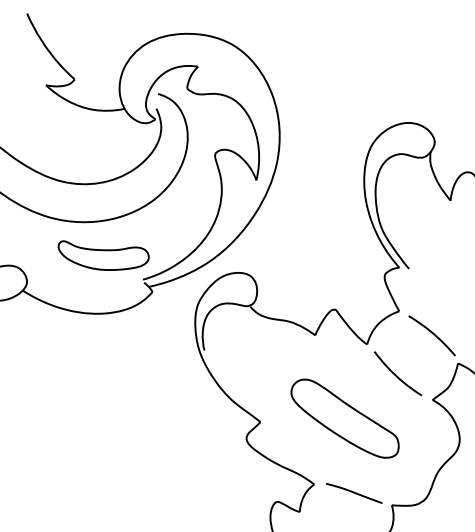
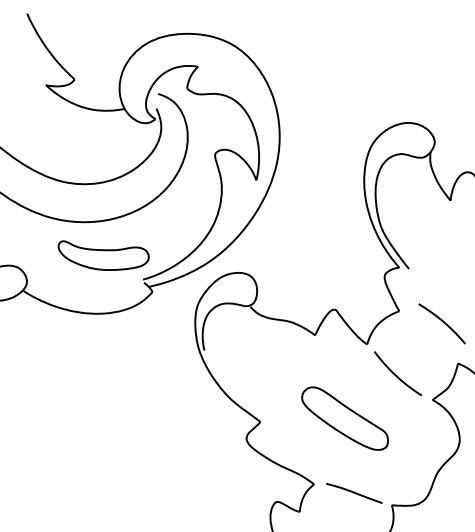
curve position: (432, 334) -> (442, 322) (442, 322)
part size: 110x81 px -> 88x65 px (344, 418)
